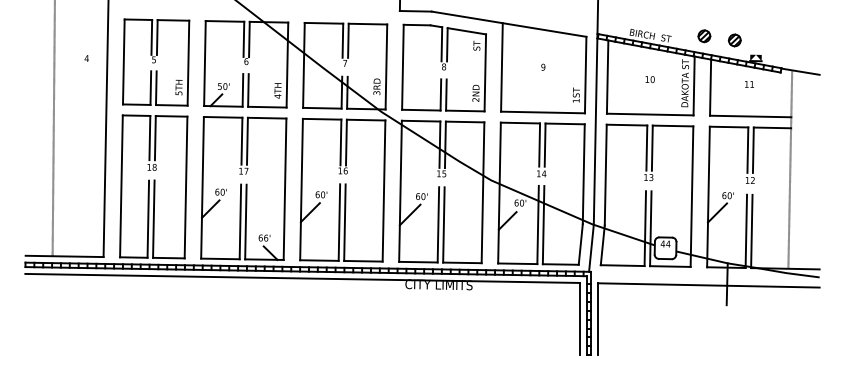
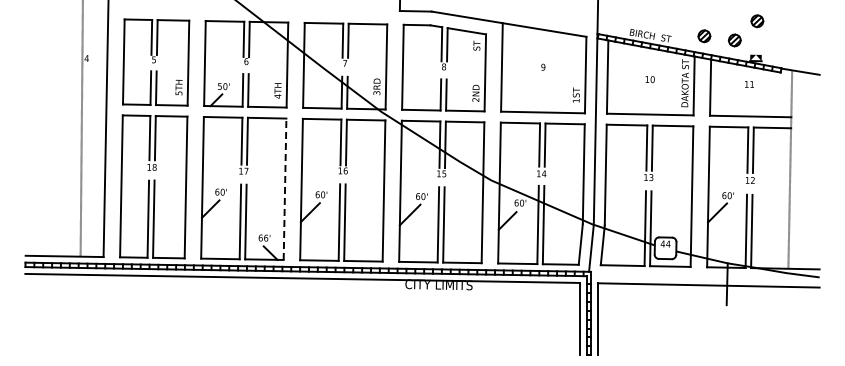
part: none -> present (757, 21)
line position: (53, 129) -> (81, 129) (81, 129)
line: solid -> dashed (285, 189)
